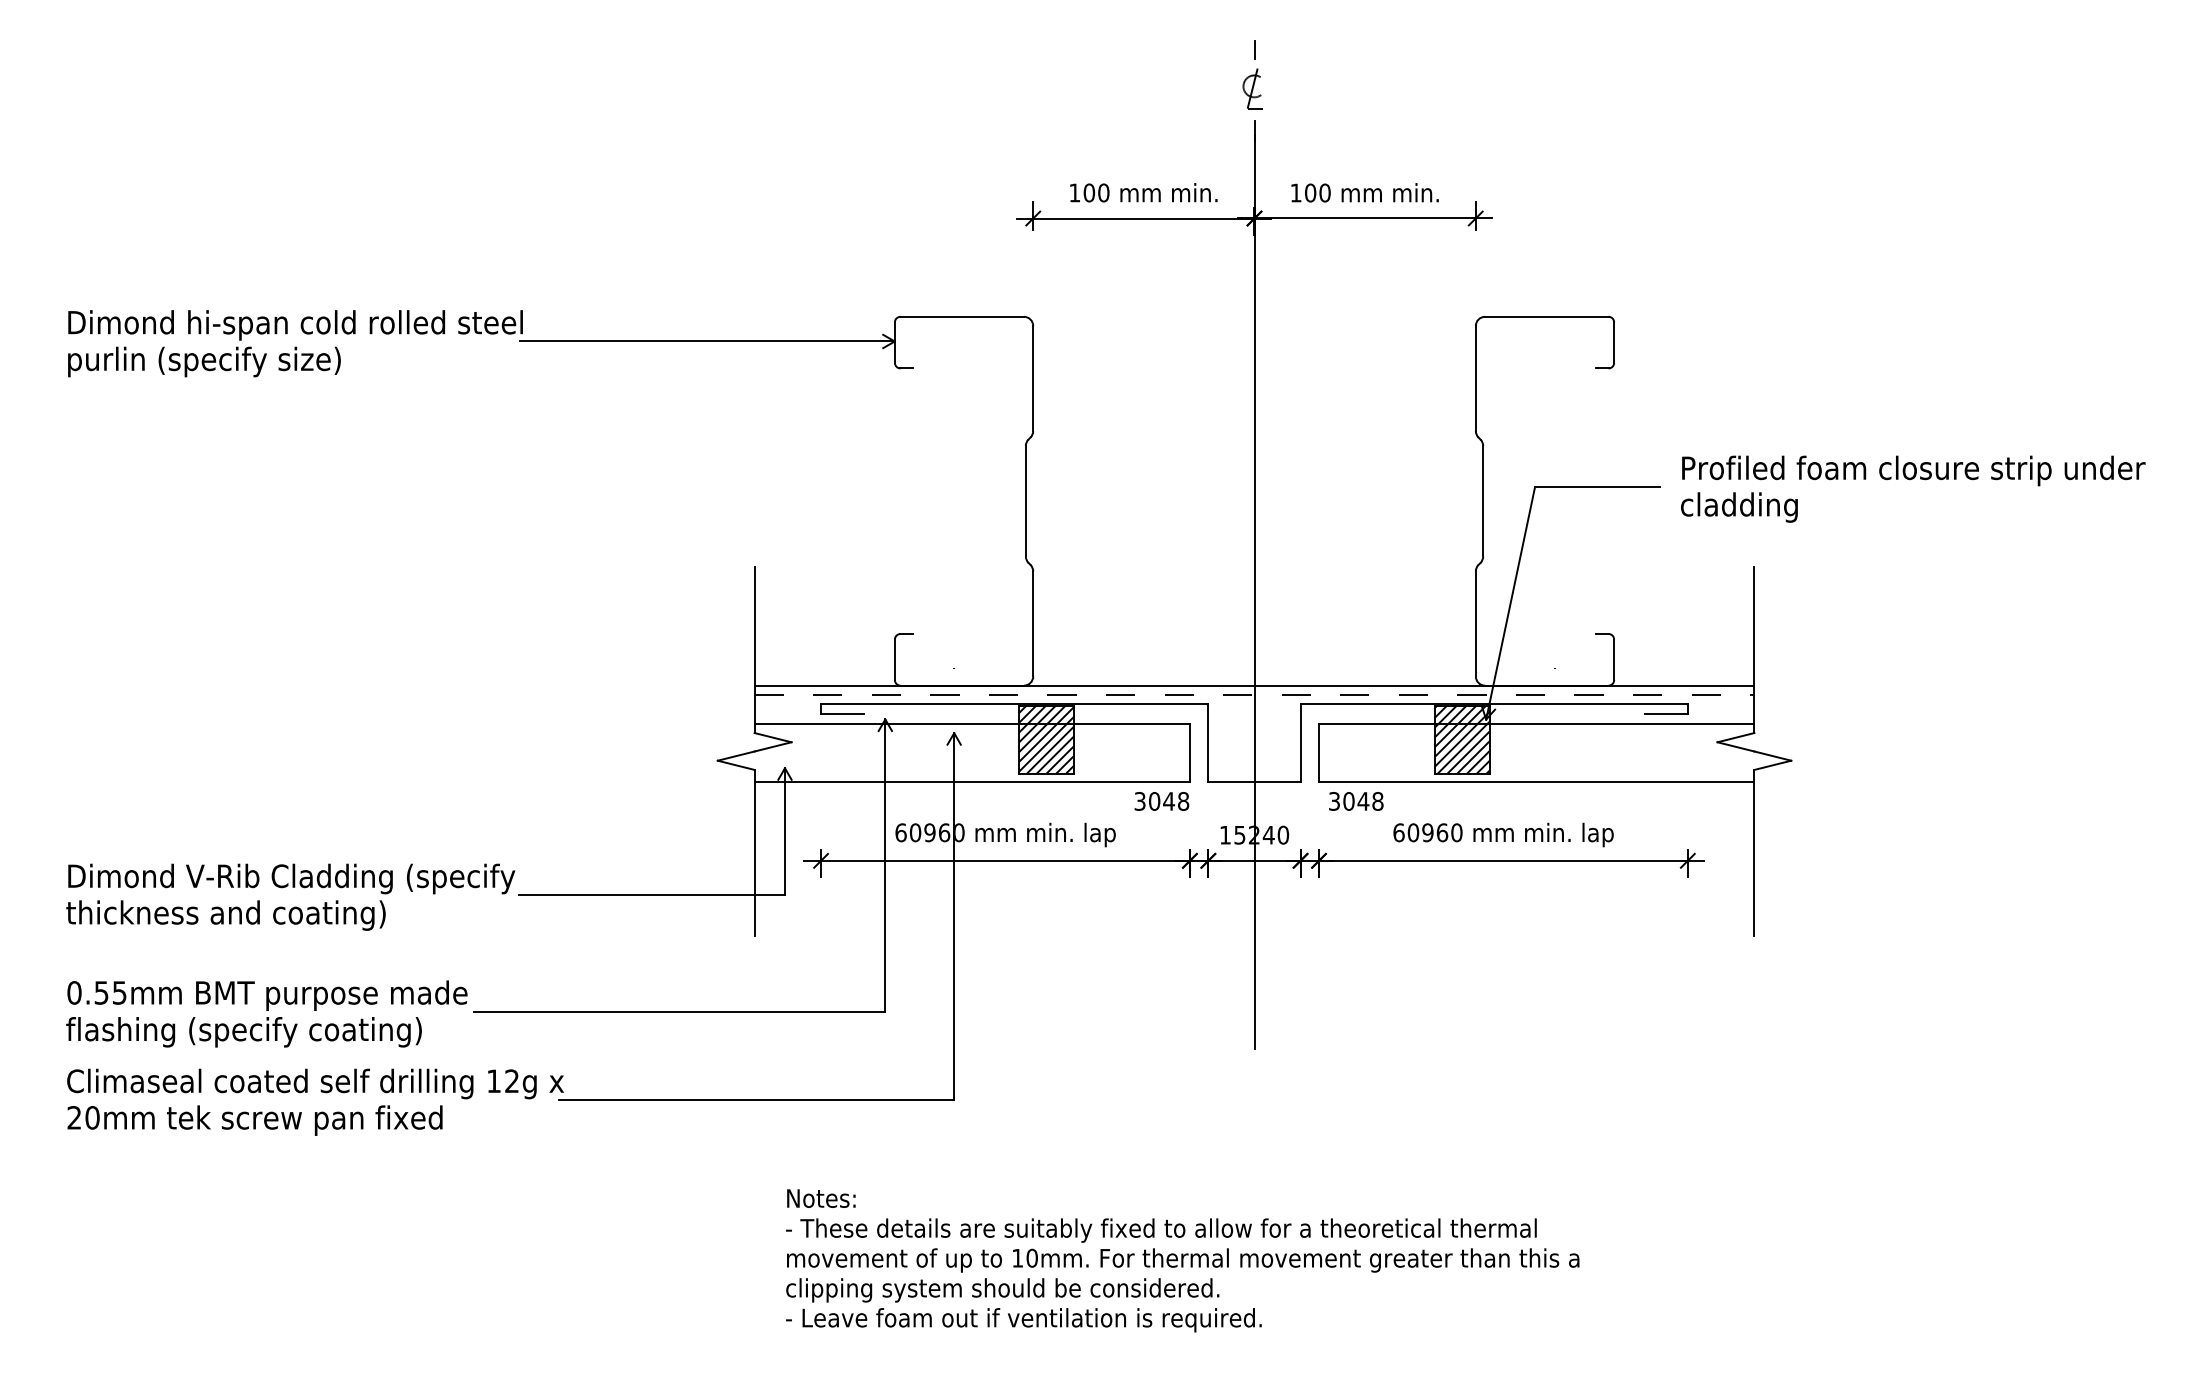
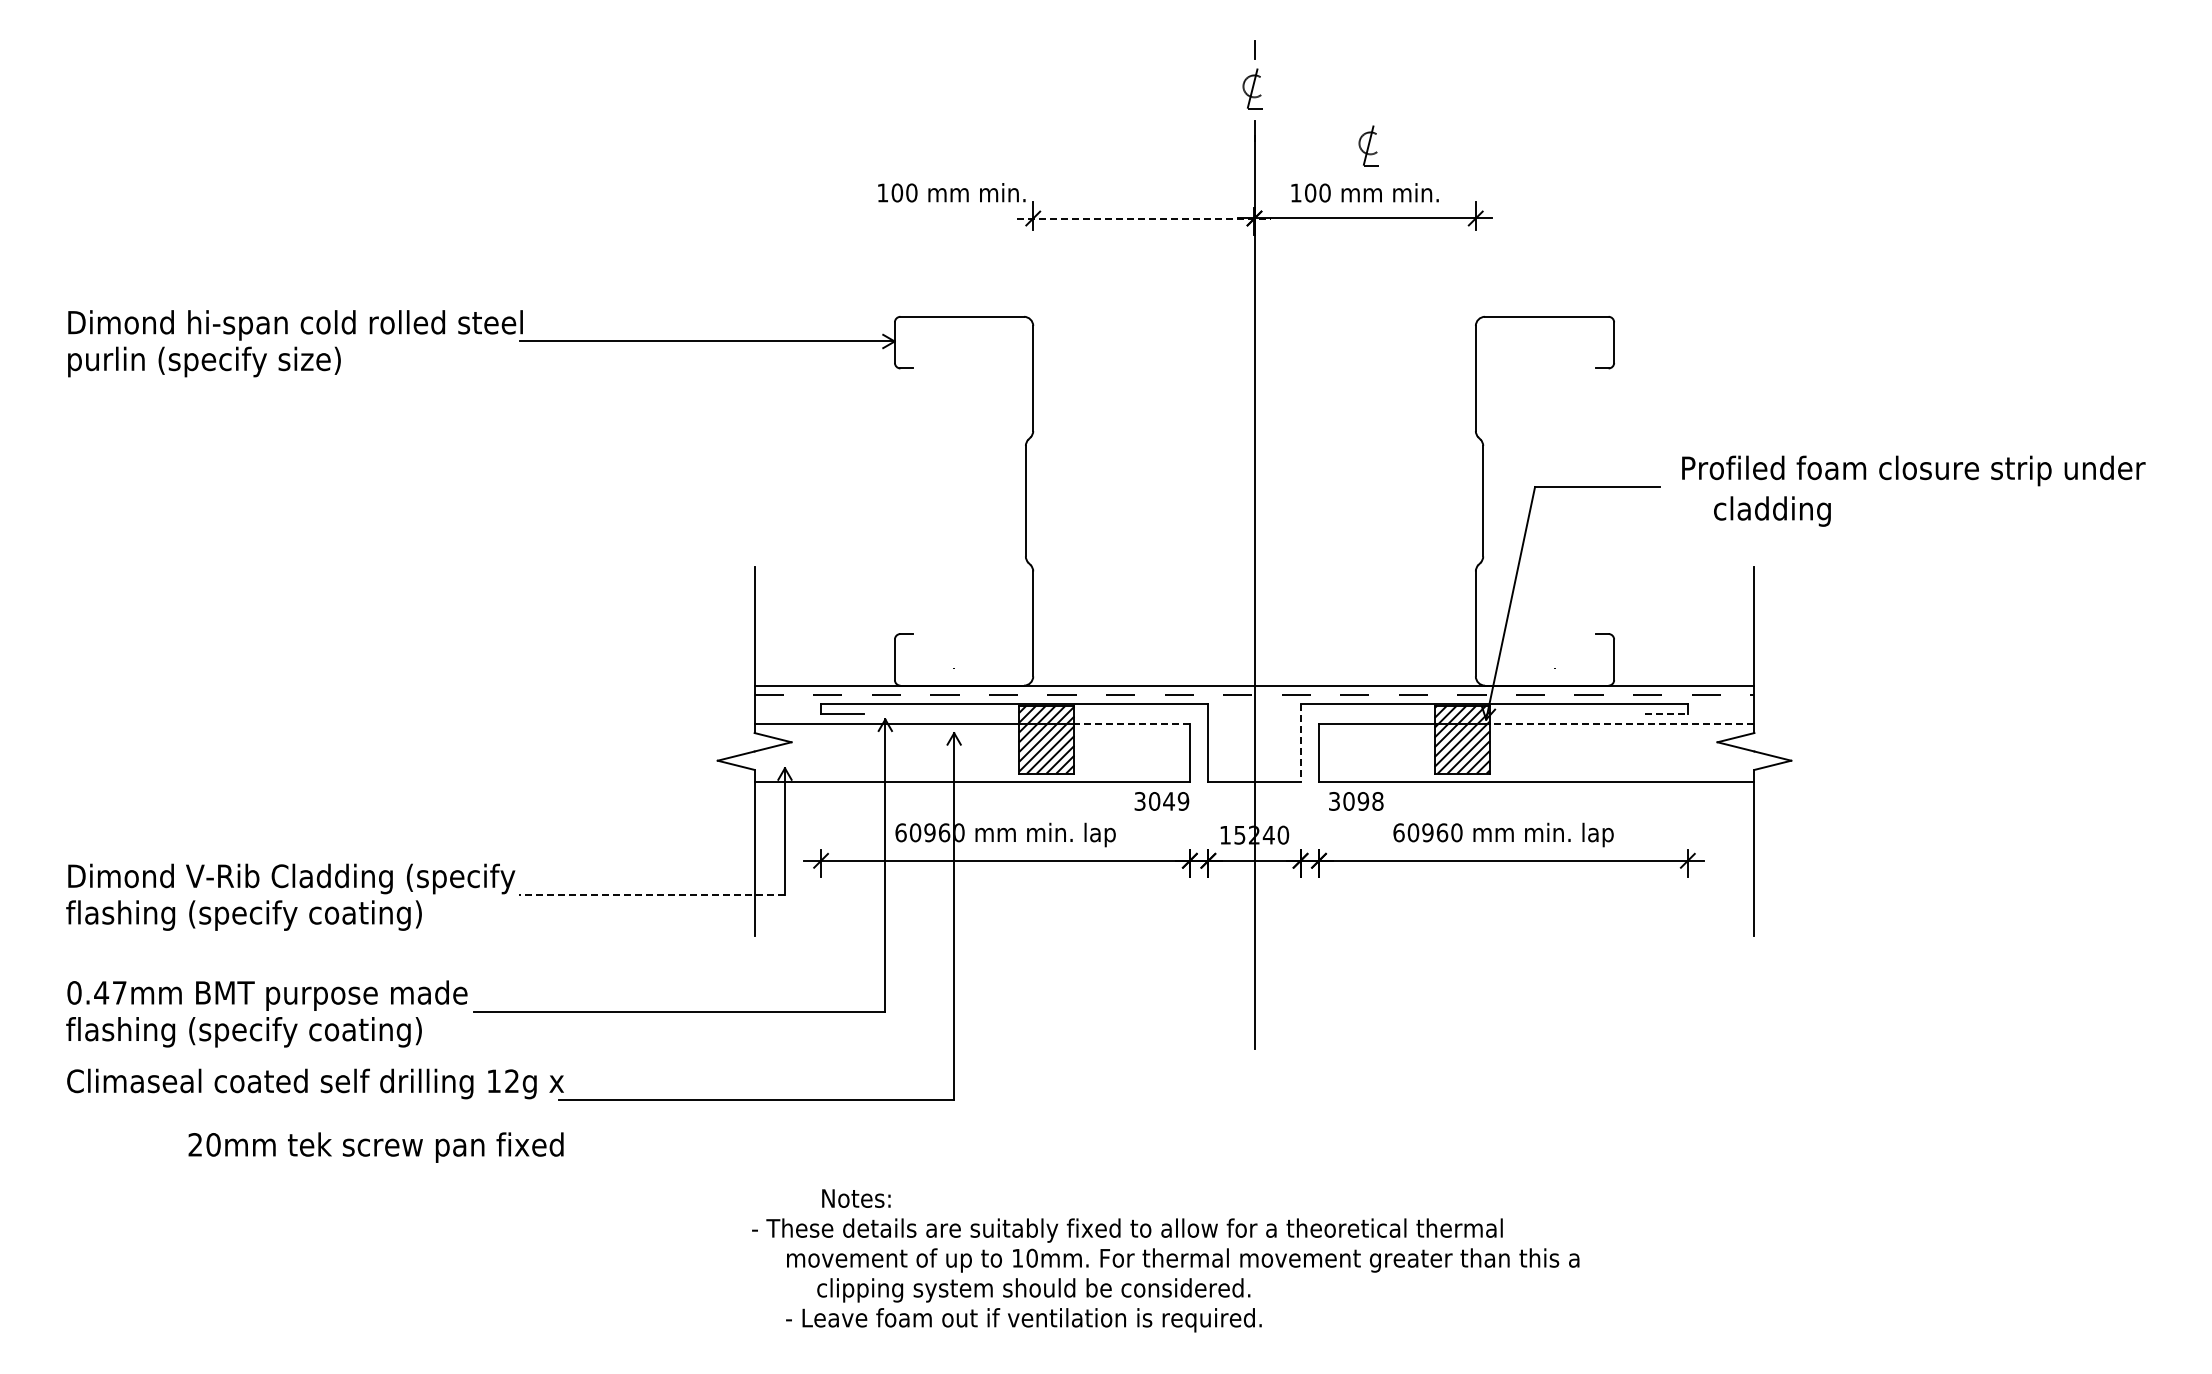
part: none -> present (1368, 145)
text position: (1143, 192) -> (951, 192) (951, 192)
line: solid -> dashed (1144, 218)
text position: (1739, 507) -> (1772, 511) (1772, 511)
line: solid -> dashed (1667, 714)
line: solid -> dashed (1132, 723)
line: solid -> dashed (1621, 723)
line: solid -> dashed (1300, 743)
text: 3048 -> 3049 (1183, 801)
text: 3048 -> 3098 (1363, 801)
line: solid -> dashed (651, 895)
text: thickness and coating) -> flashing (specify coating) (243, 915)
text: 0.55mm -> 0.47mm (110, 992)
text position: (254, 1120) -> (375, 1147) (375, 1147)
text position: (821, 1198) -> (856, 1198) (856, 1198)
text position: (1161, 1230) -> (1127, 1230) (1127, 1230)
text position: (1002, 1290) -> (1033, 1290) (1033, 1290)
